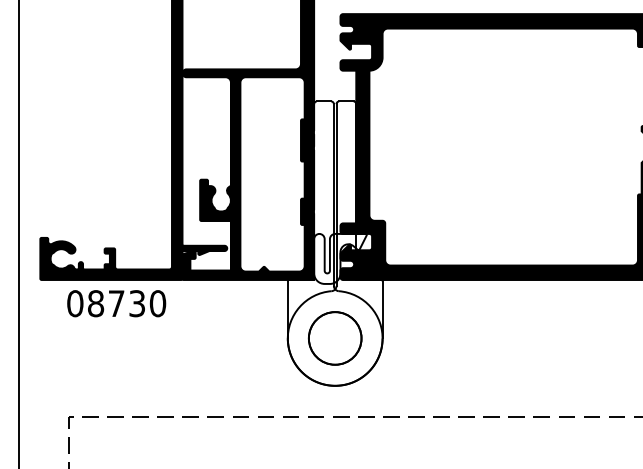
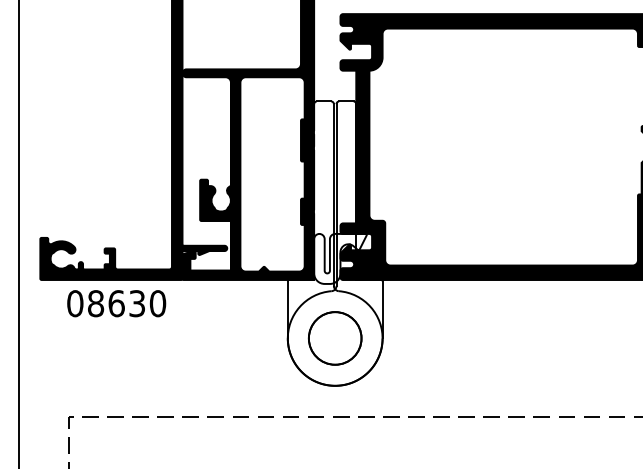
text: 08730 -> 08630 (116, 303)
